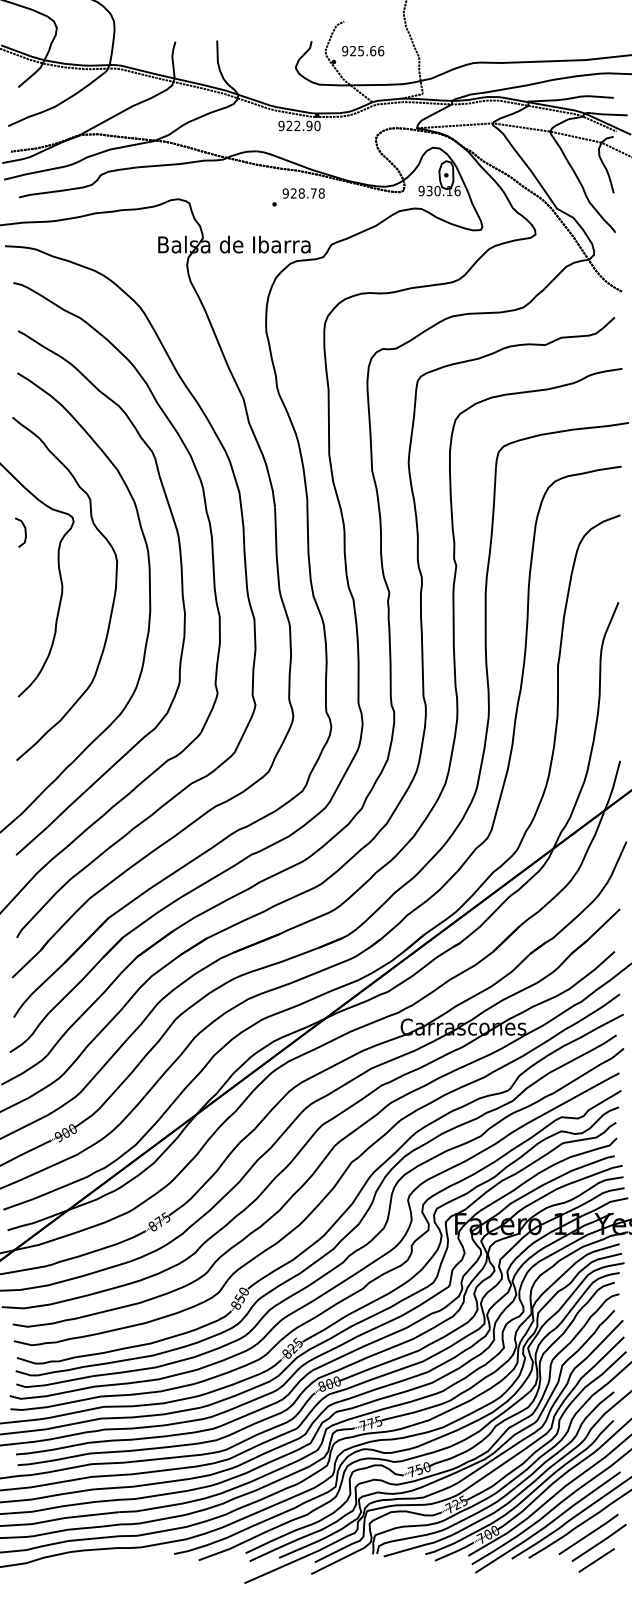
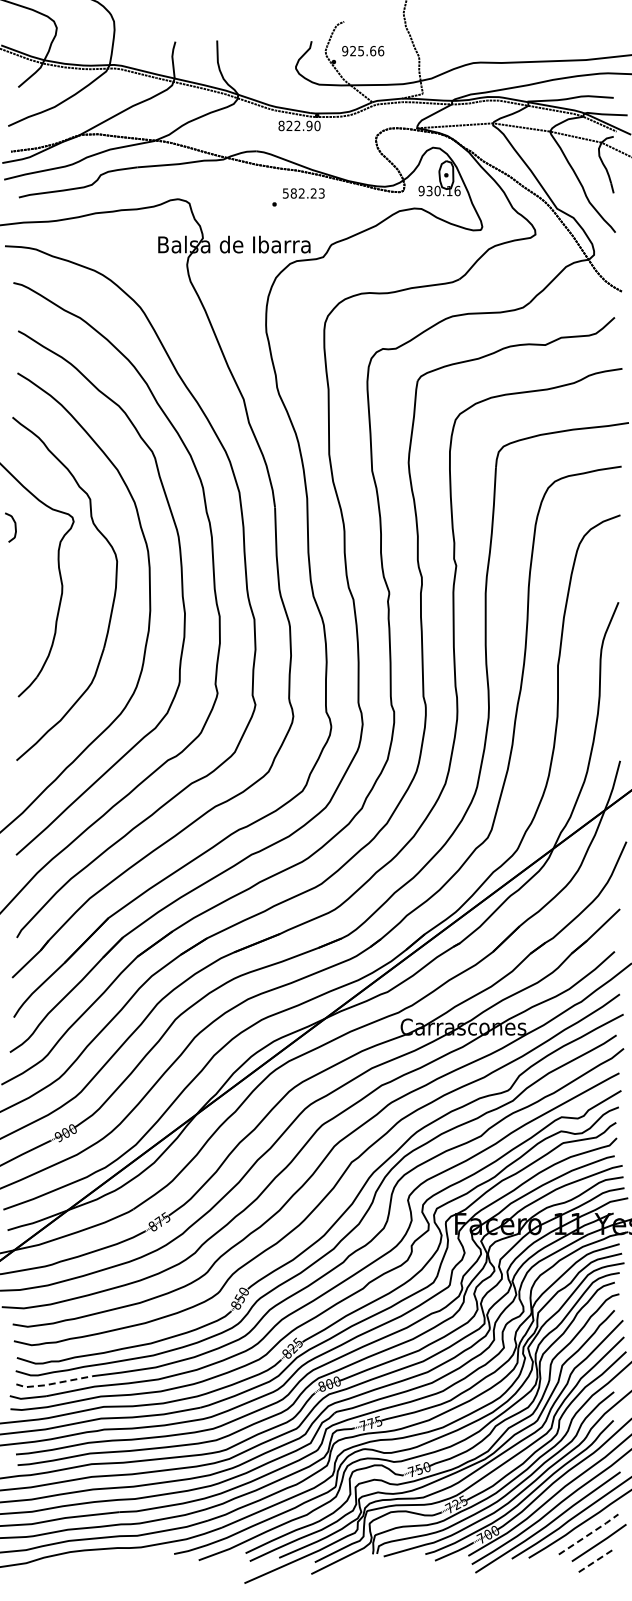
text: 922.90 -> 822.90 (281, 126)
text: 928.78 -> 582.23 (303, 193)
curve position: (24, 532) -> (14, 527) (14, 527)
line: solid -> dashed (53, 1383)
line: solid -> dashed (589, 1534)
line: solid -> dashed (597, 1560)
